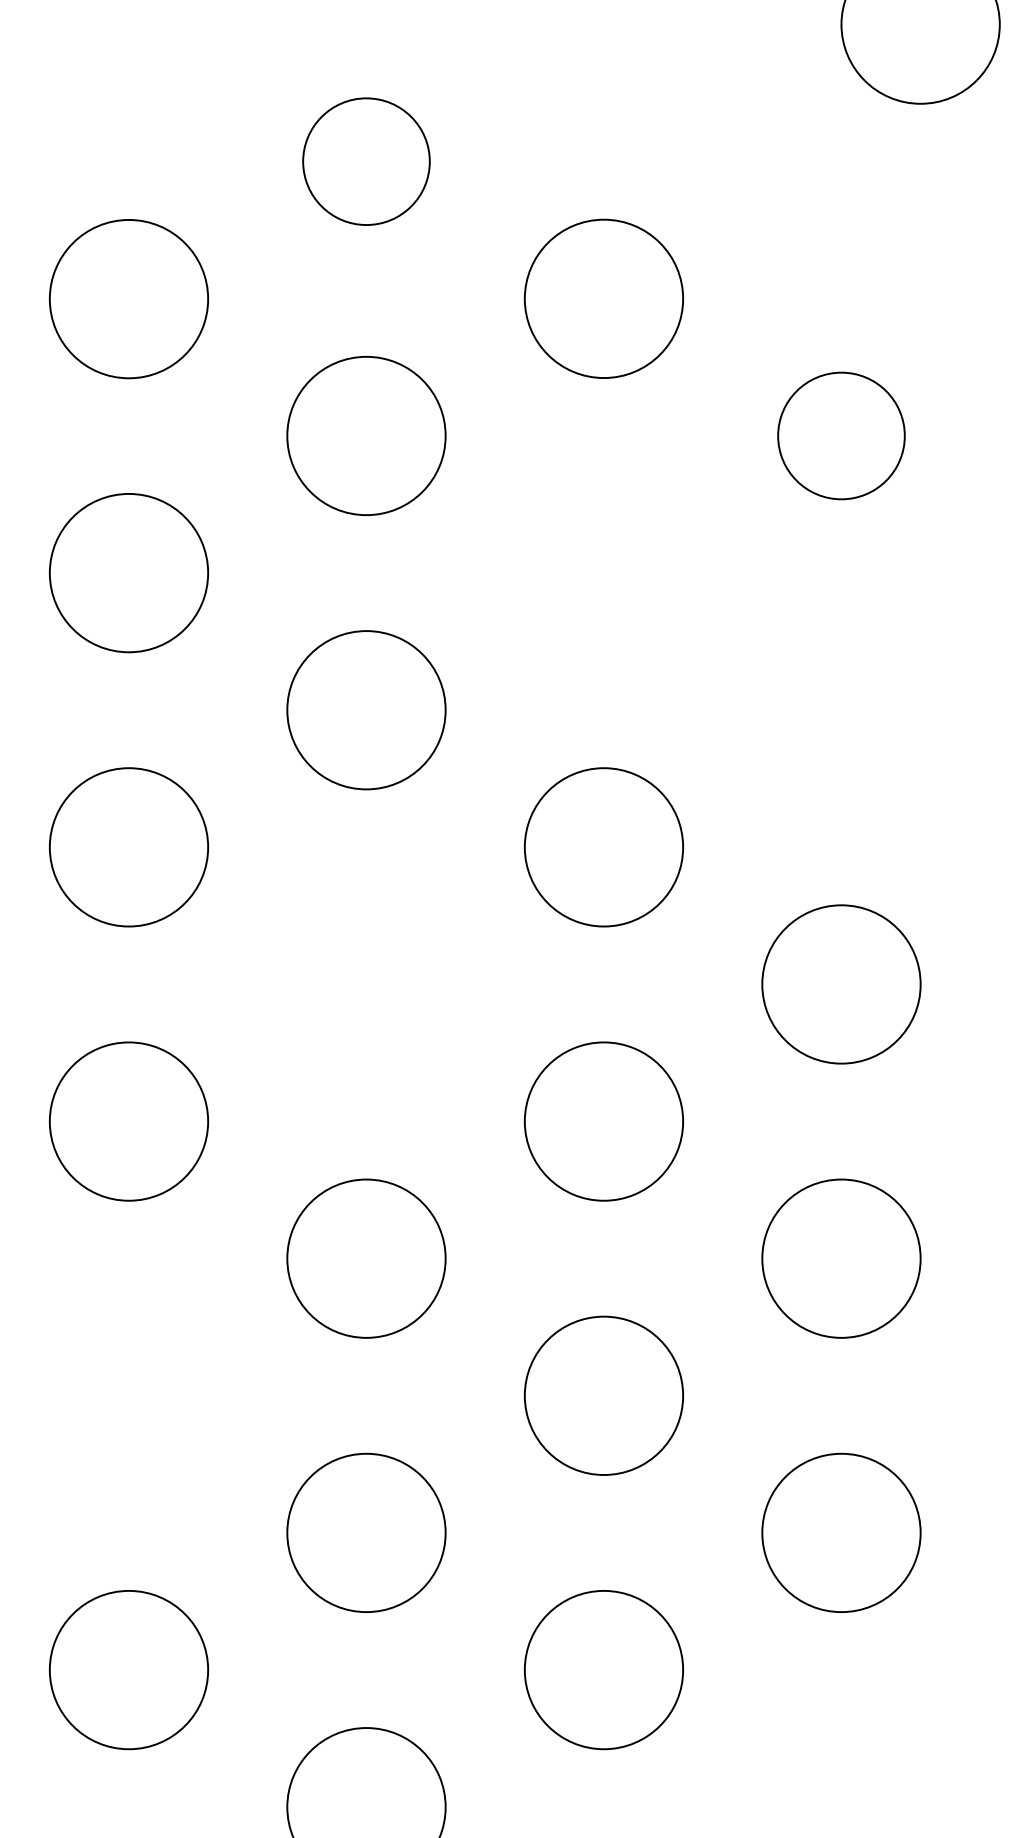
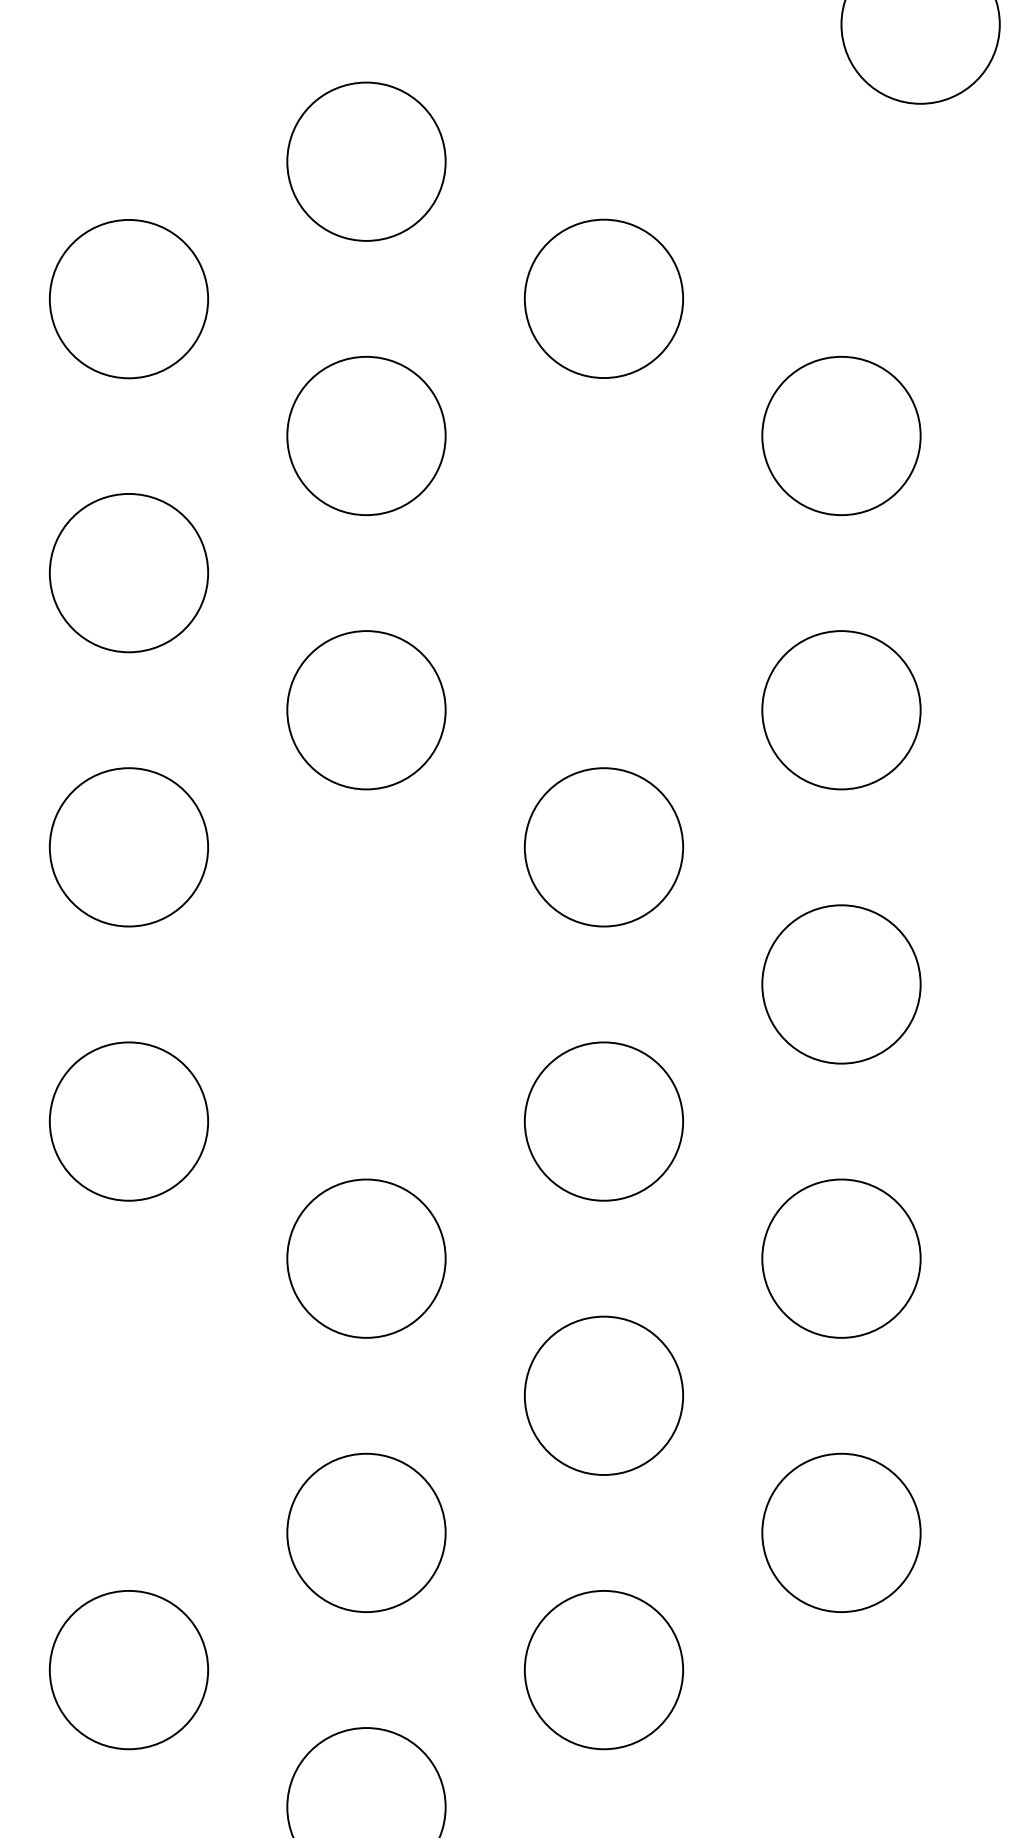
circle size: 129x129 px -> 161x161 px (366, 161)
circle diameter: 127 px -> 158 px (841, 435)
circle: none -> present (841, 710)
